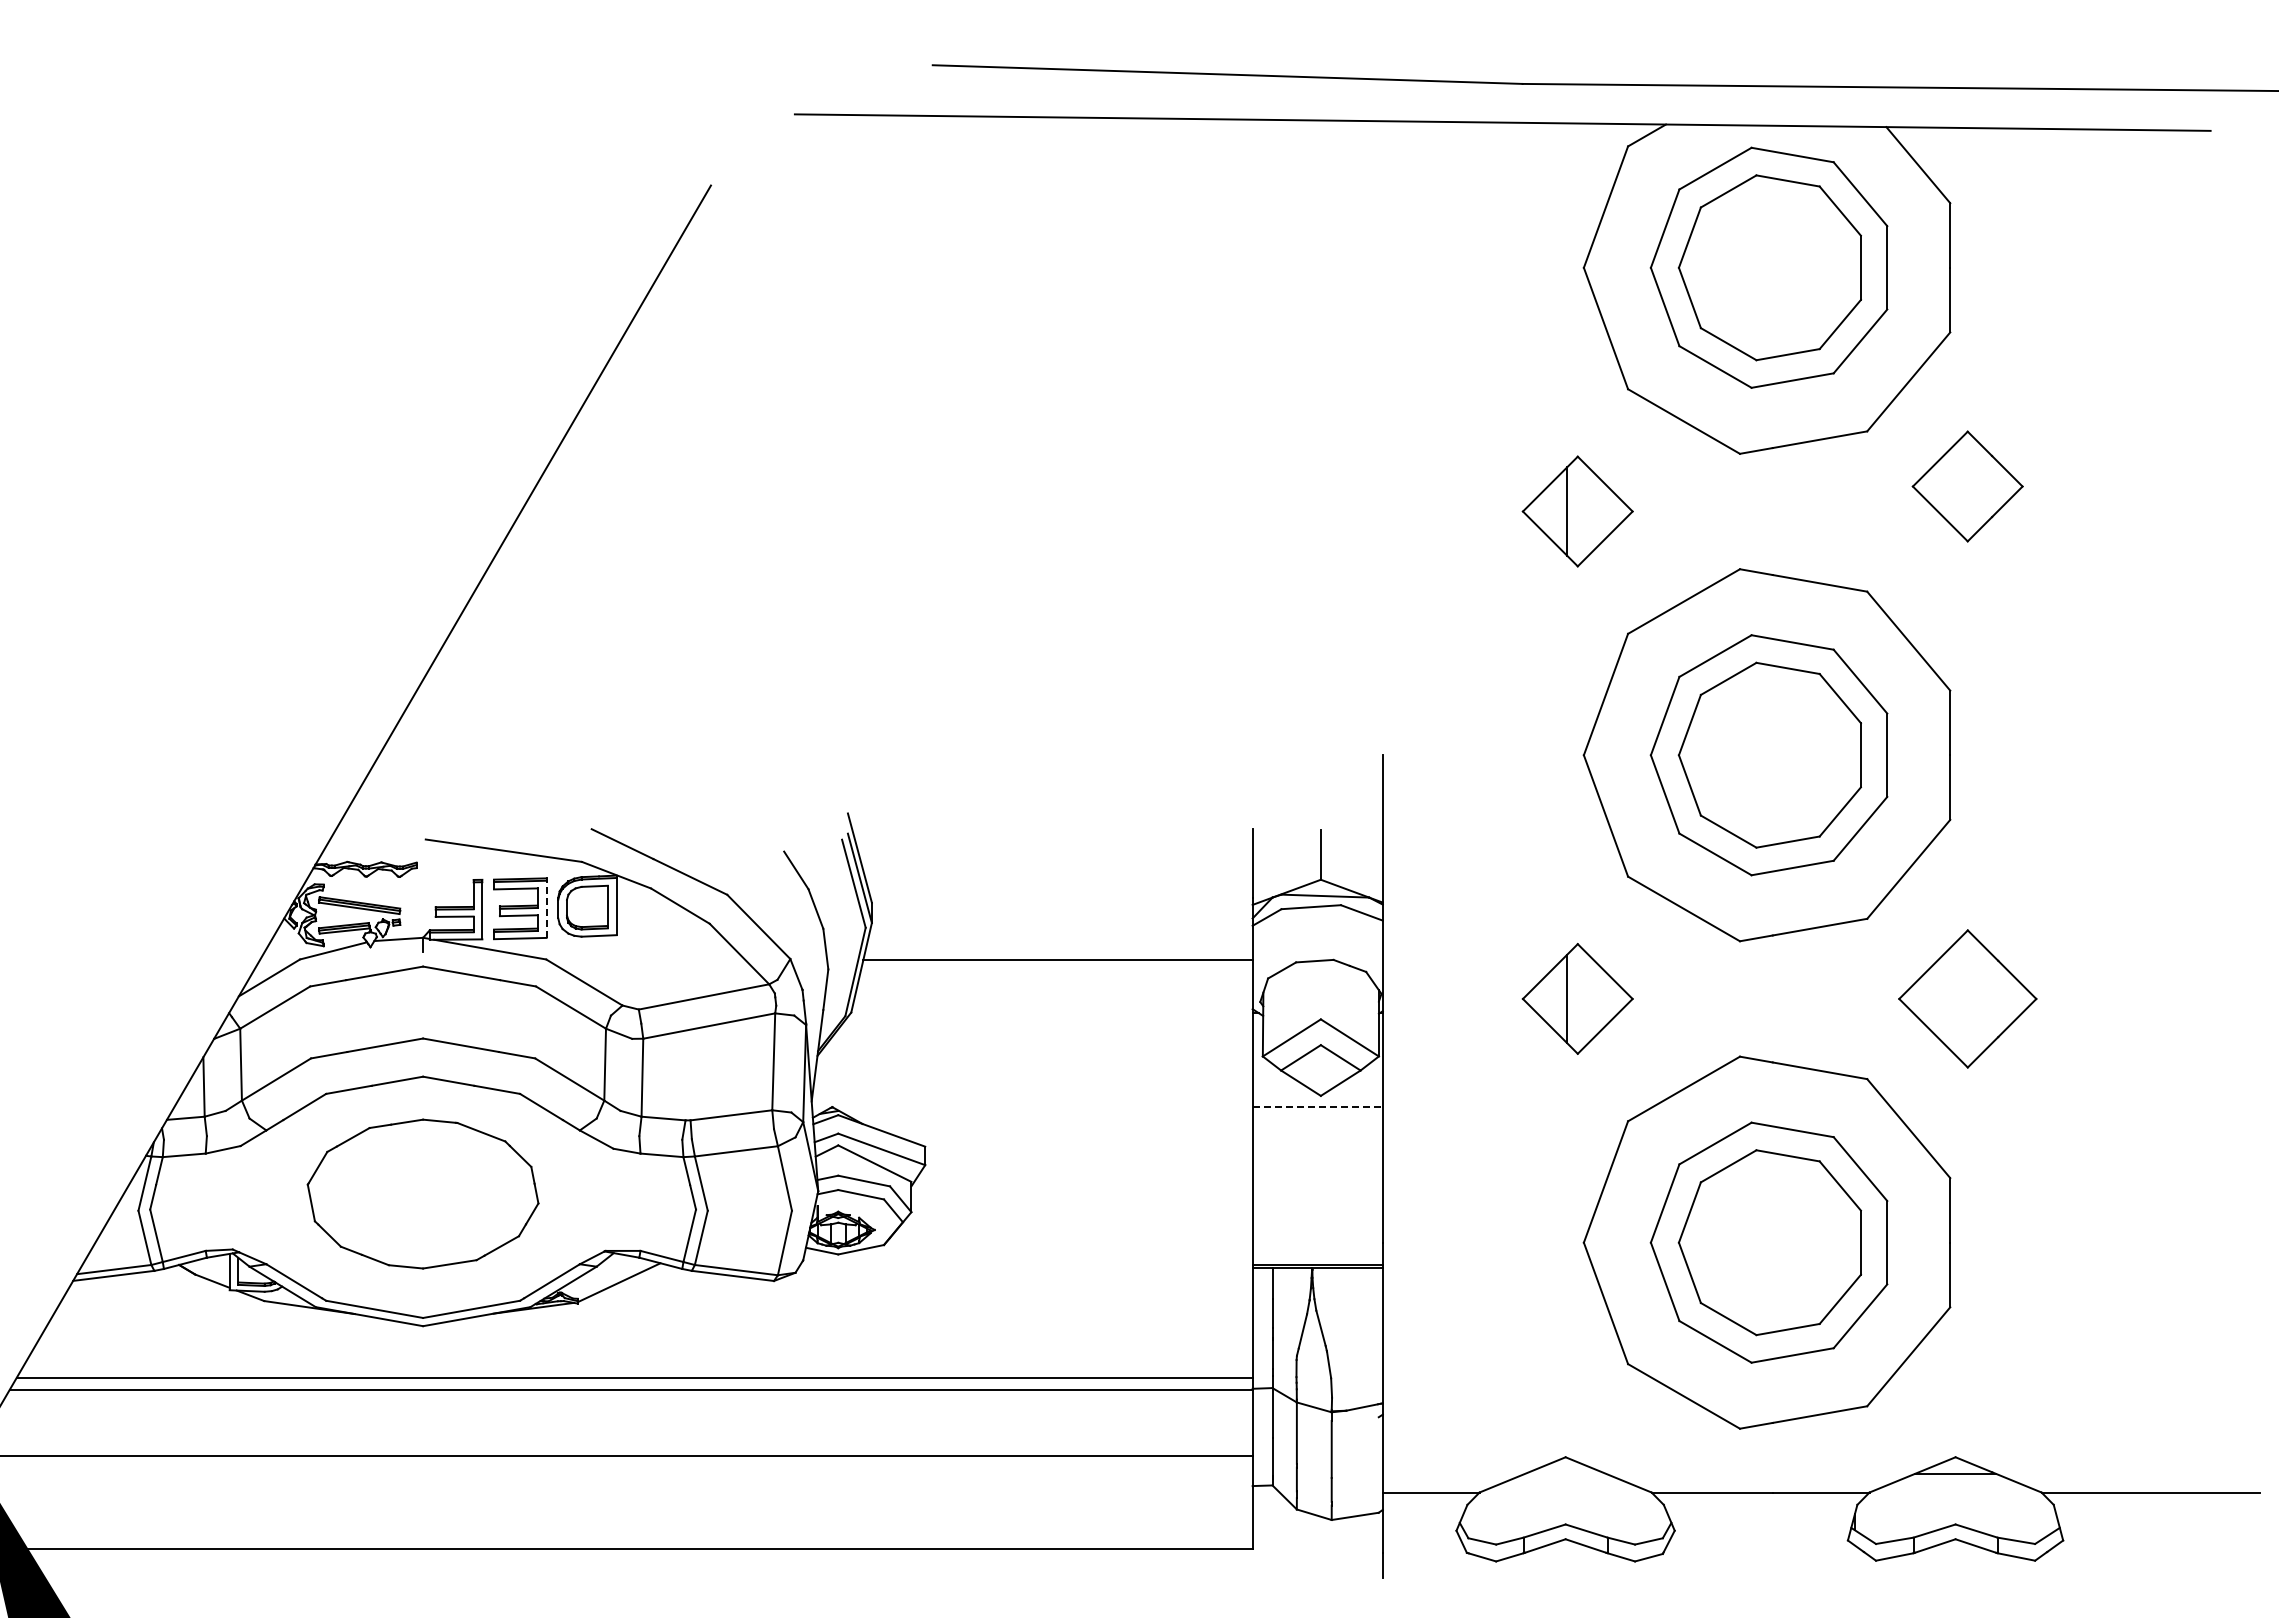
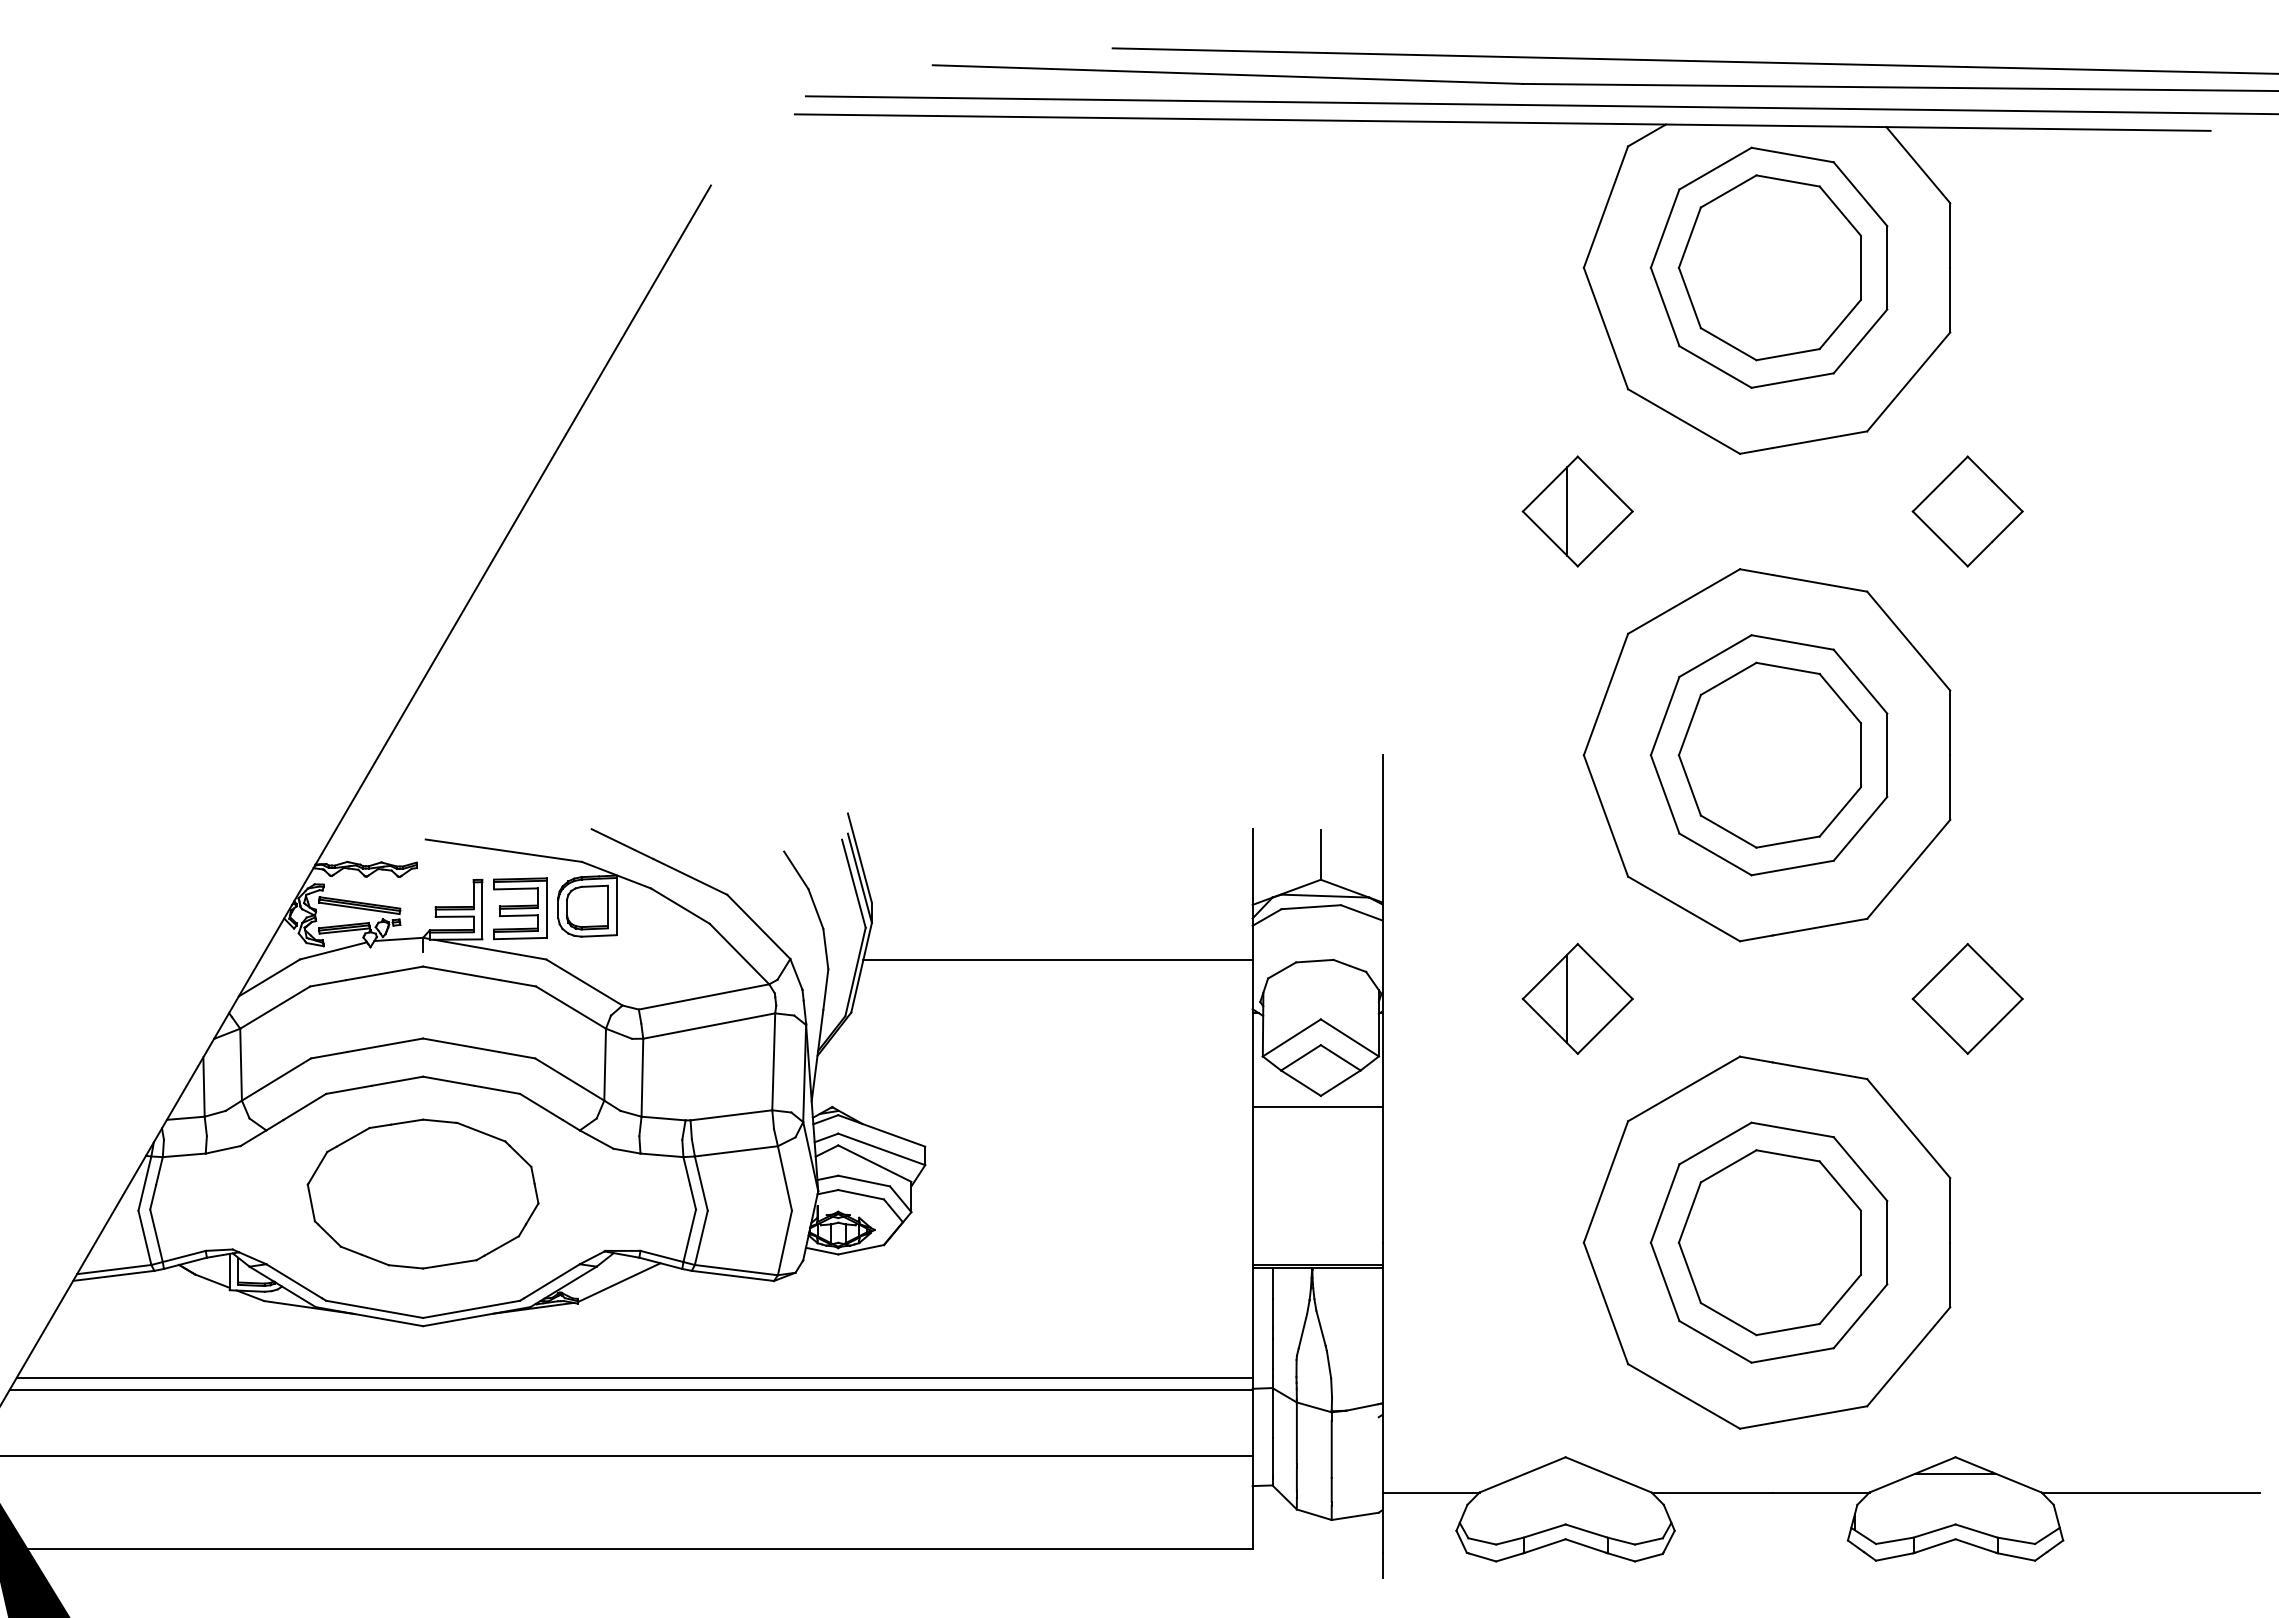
line: none -> present (1693, 60)
line: none -> present (1540, 105)
part position: (1967, 486) -> (1967, 511) (1967, 511)
line: dashed -> solid (546, 909)
part size: 140x140 px -> 113x112 px (1967, 998)
line: dashed -> solid (1318, 1107)
